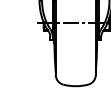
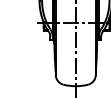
line: none -> present (75, 48)
